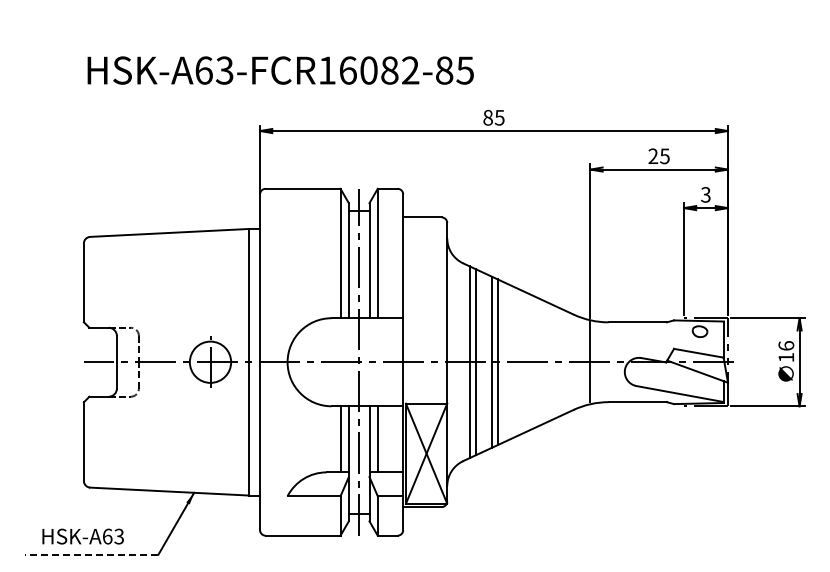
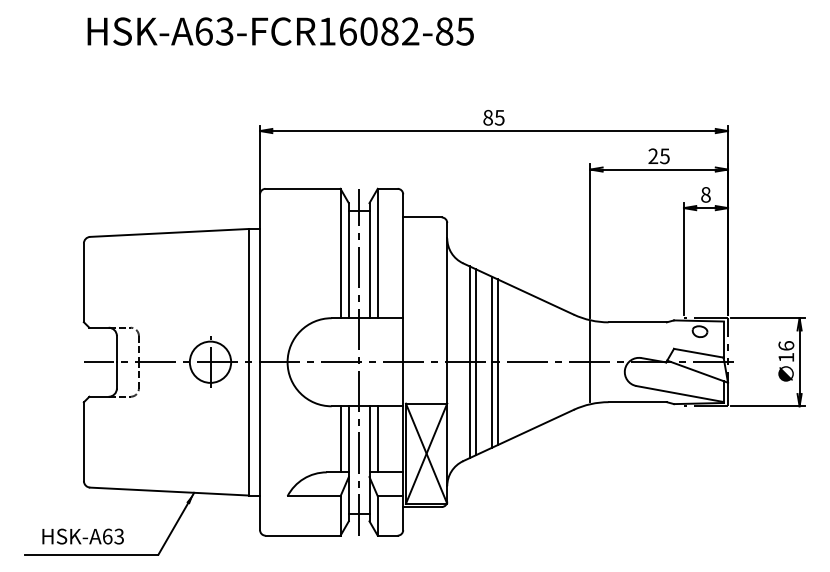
text position: (280, 70) -> (280, 31) (280, 31)
text: 3 -> 8 (705, 194)
line: dashed -> solid (91, 554)
